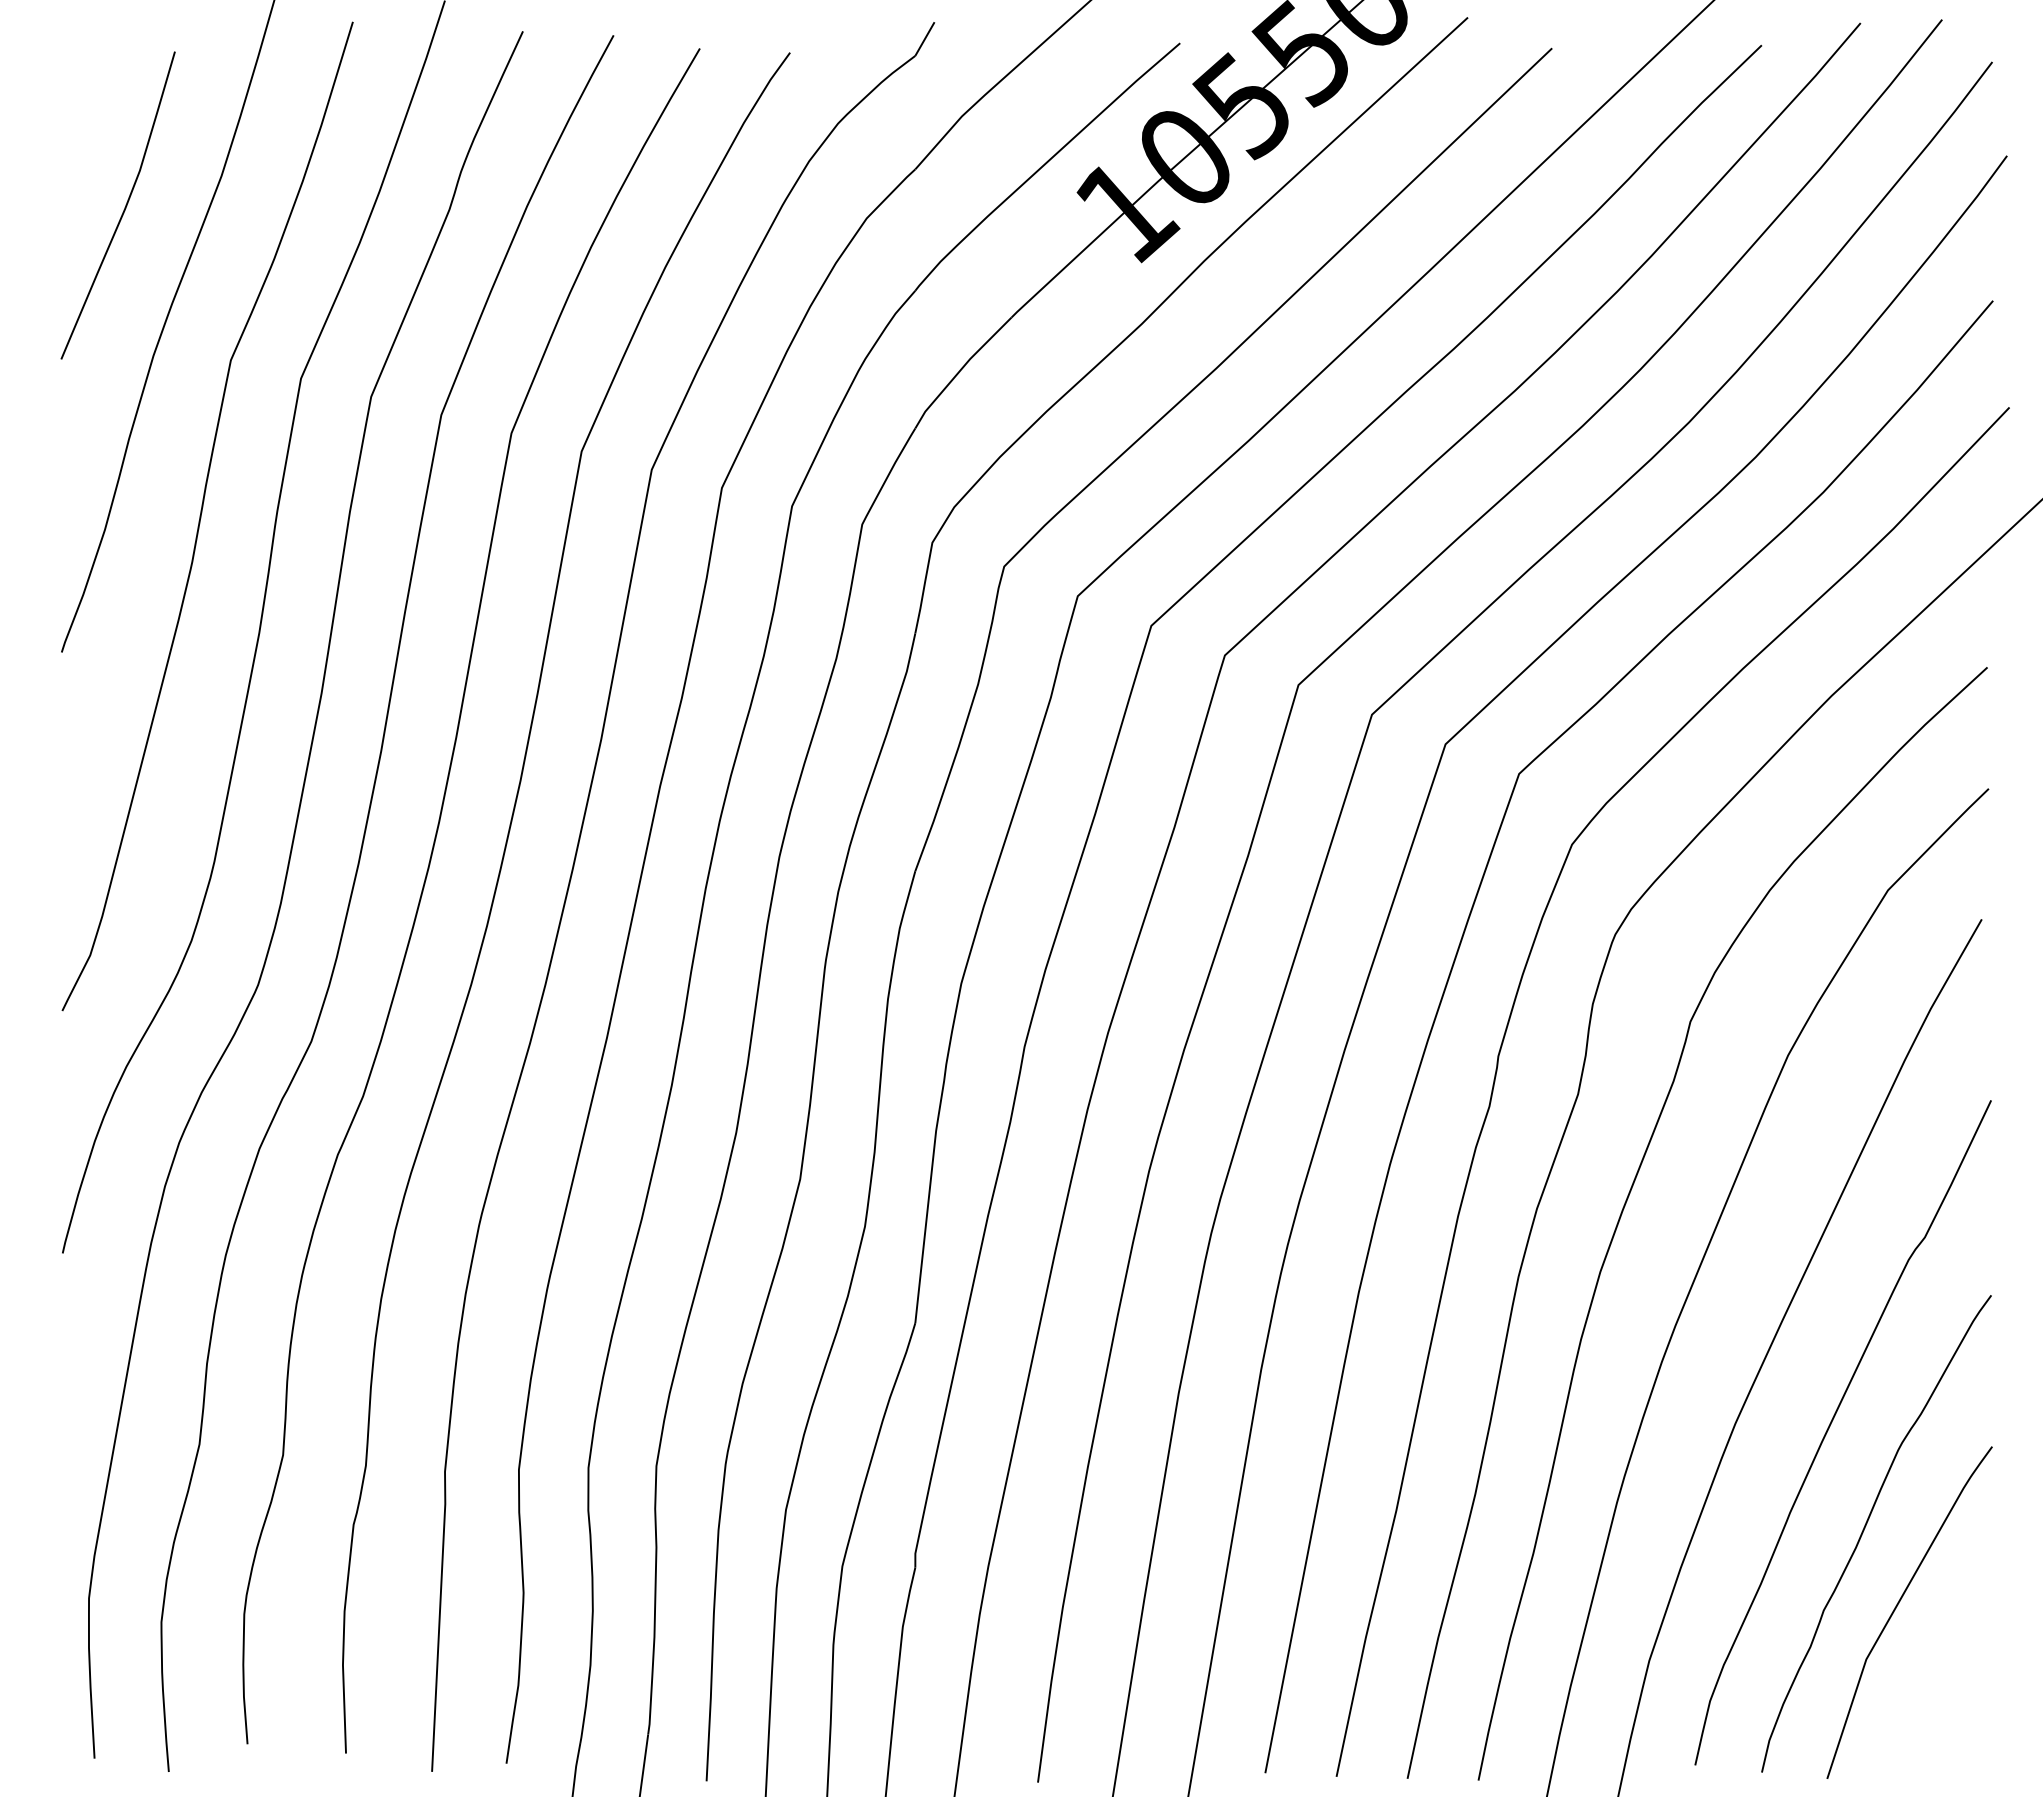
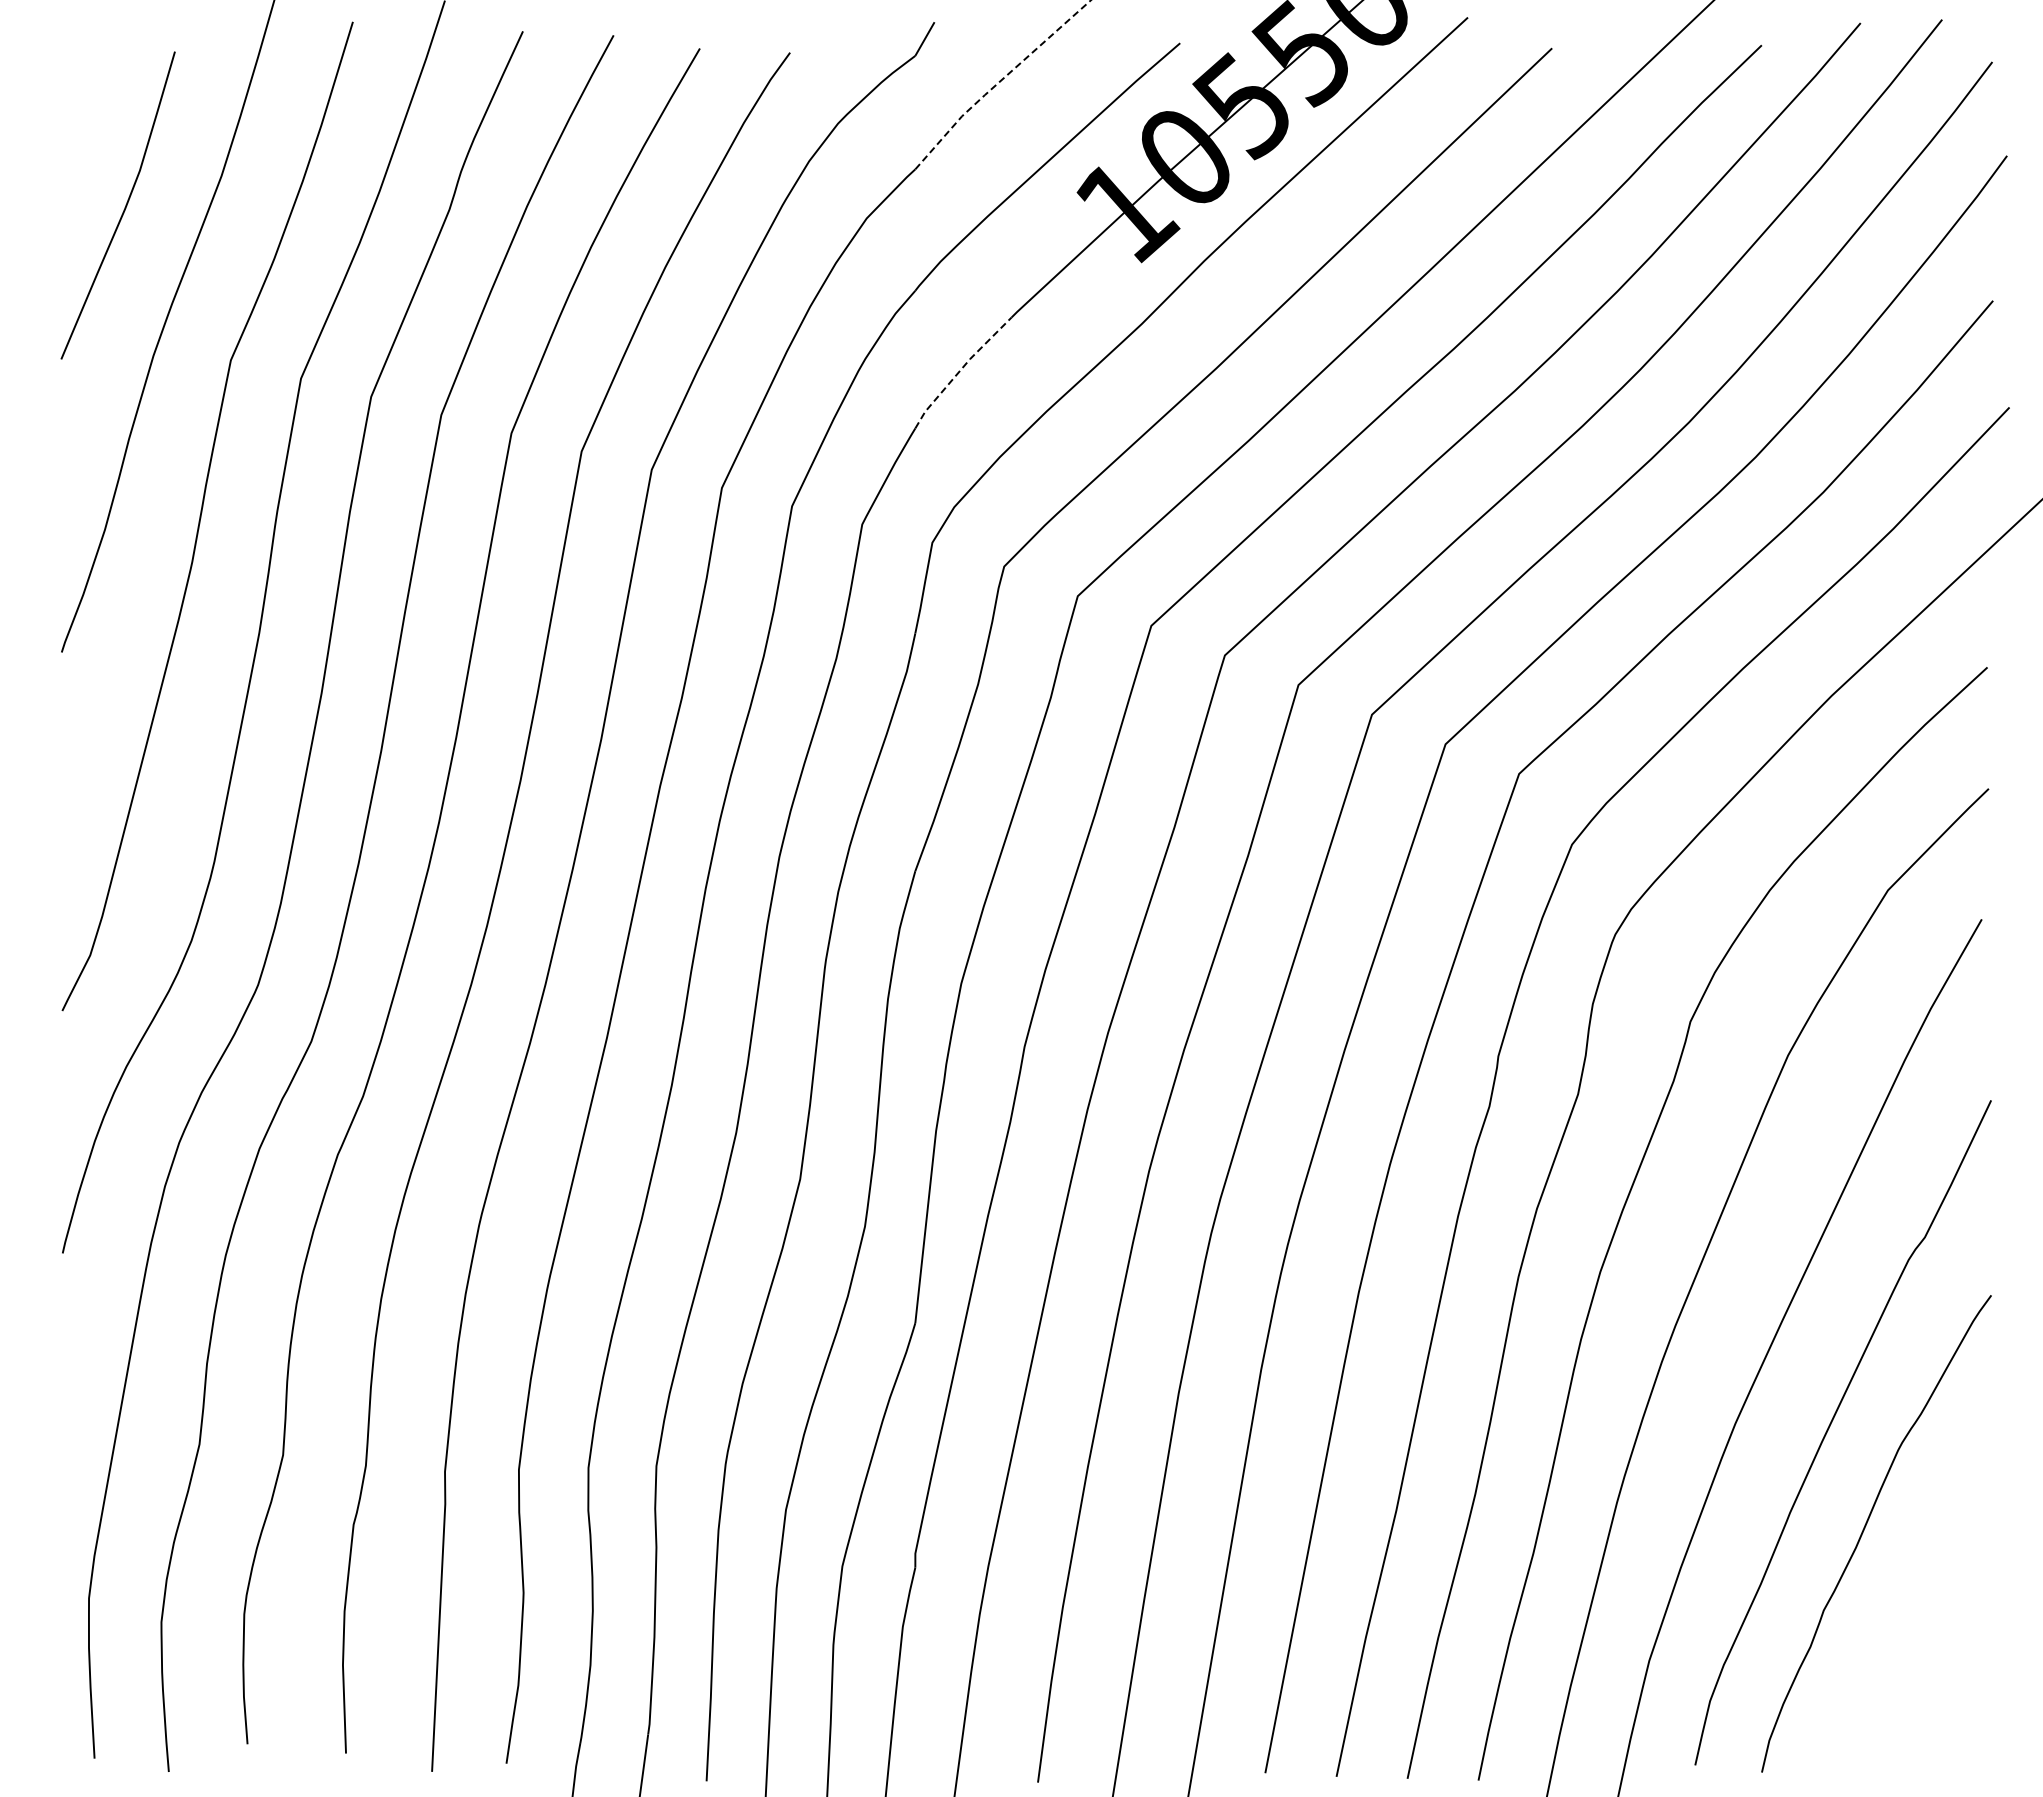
line: solid -> dashed (998, 82)
line: solid -> dashed (960, 370)
curve: present -> none (1898, 1605)
